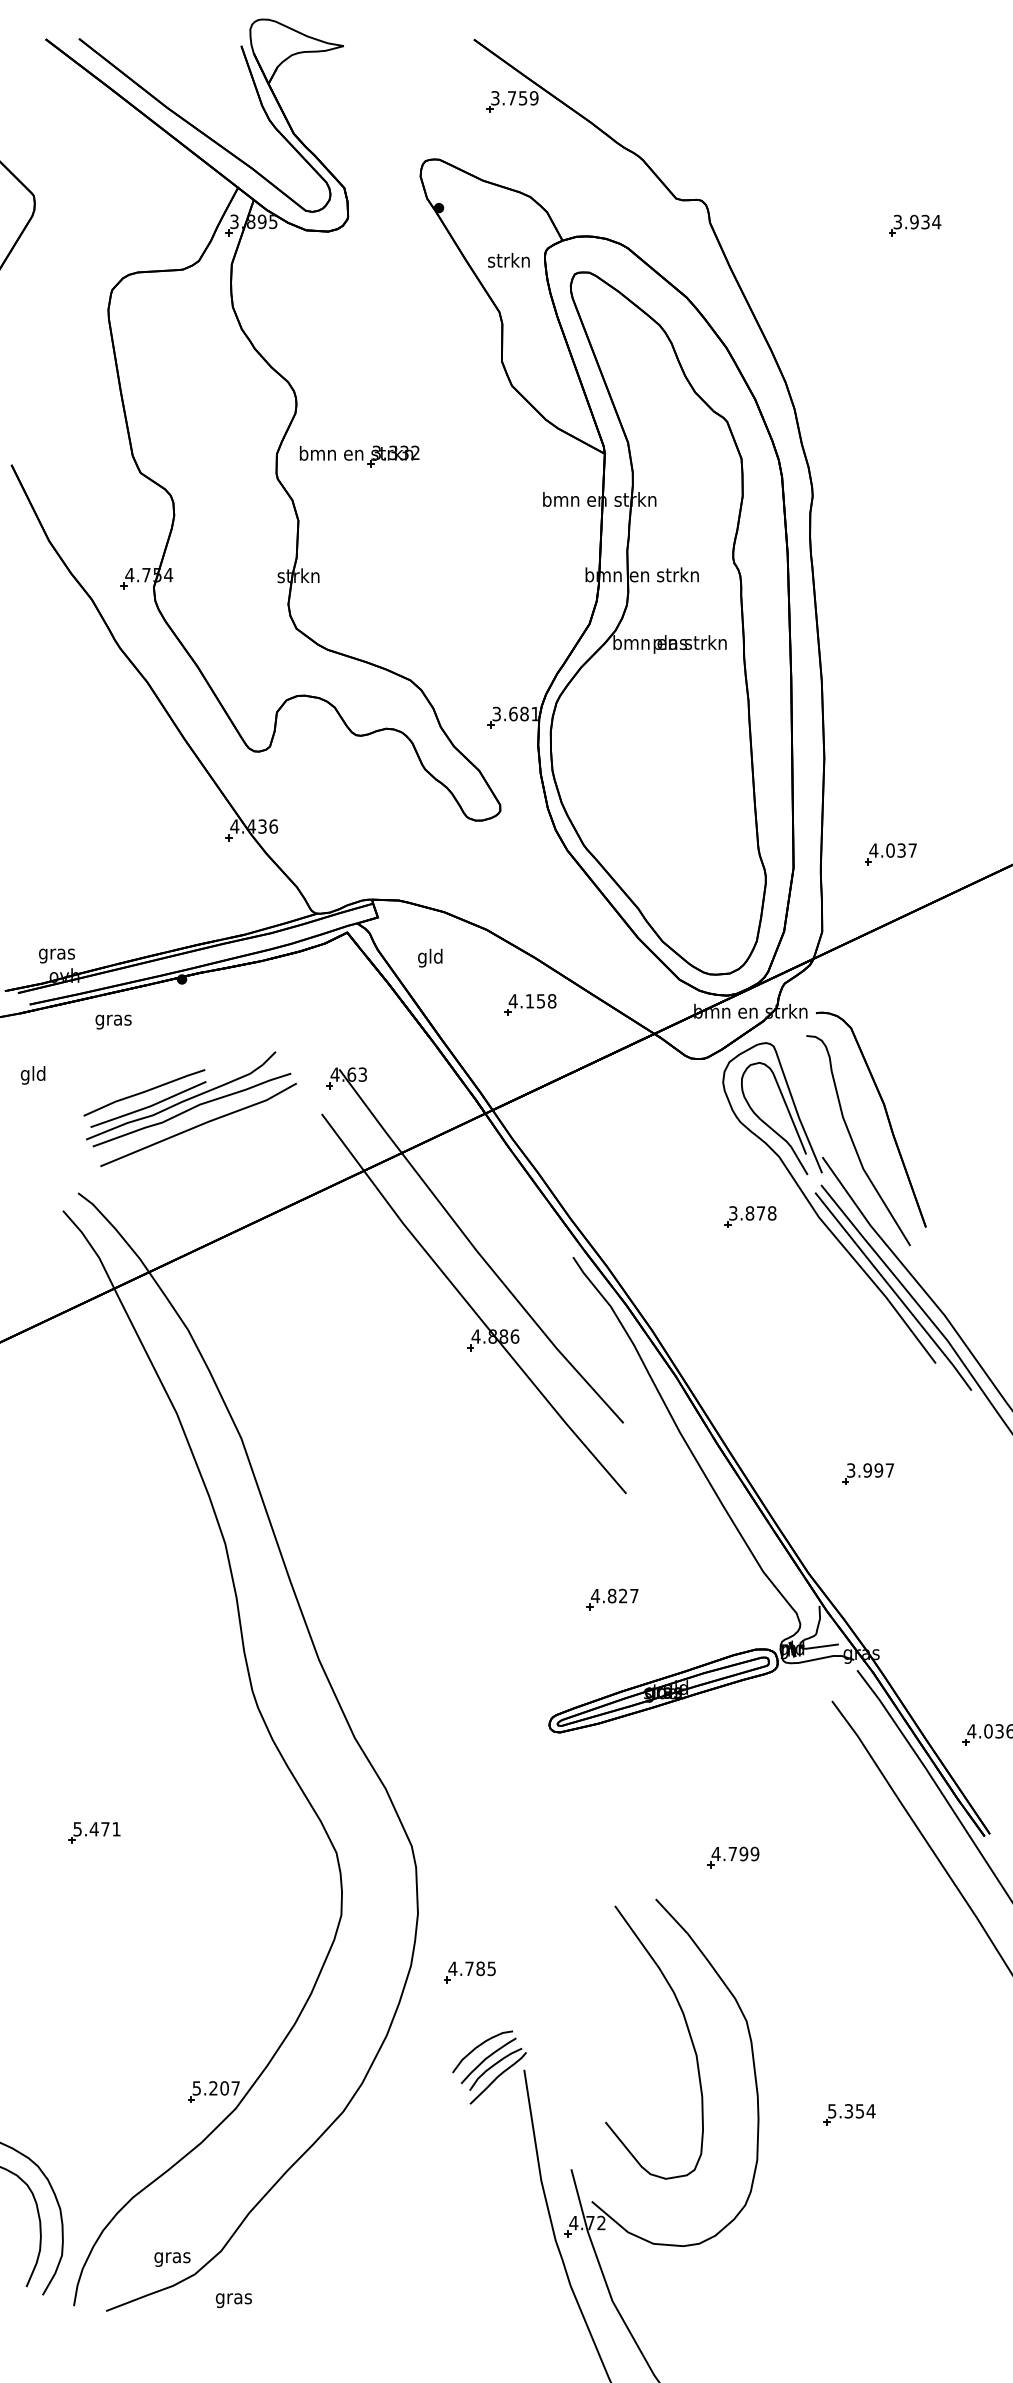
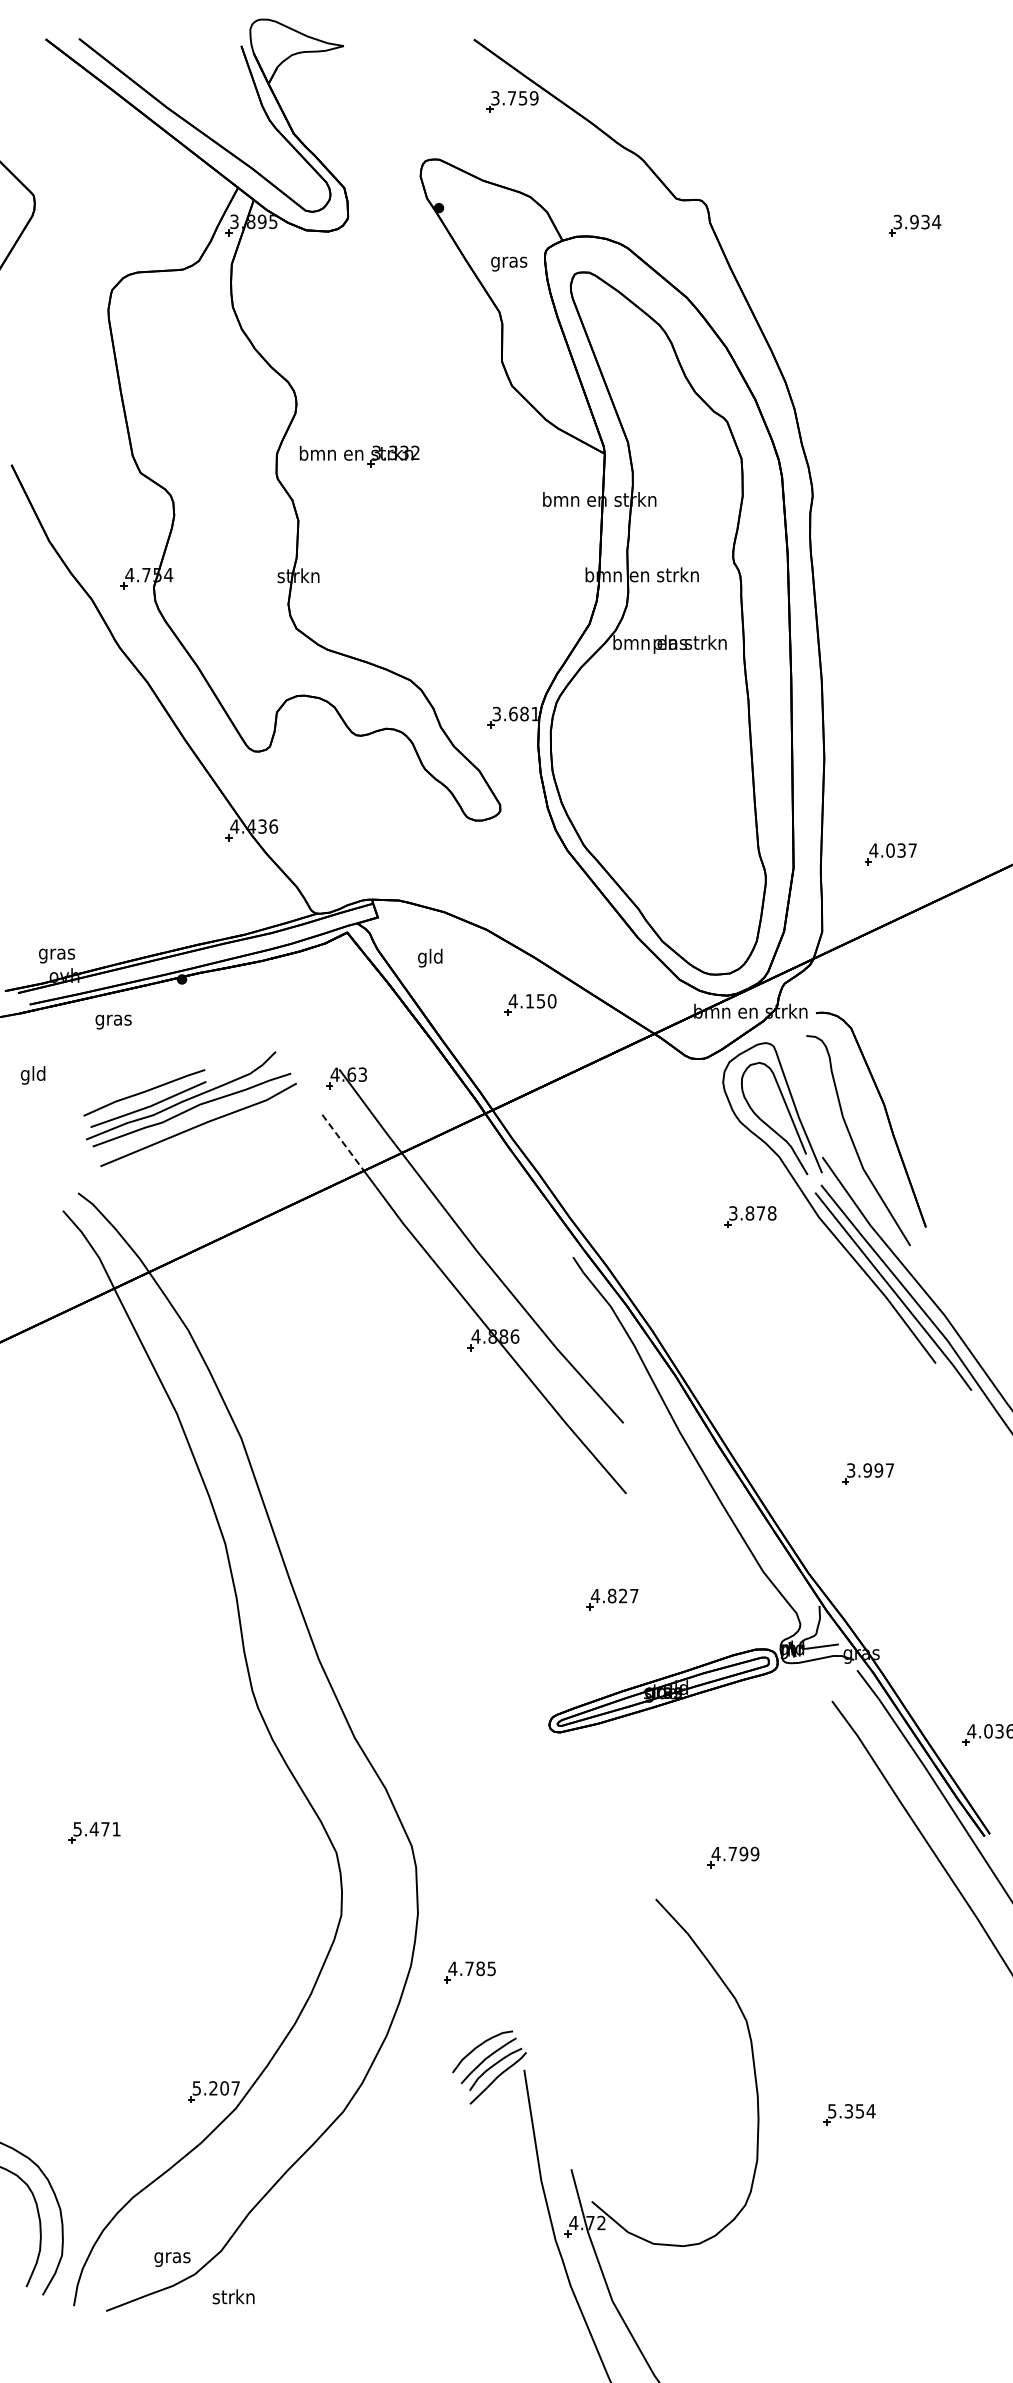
text: strkn -> gras (508, 261)
text: 4.158 -> 4.150 (551, 1001)
line: solid -> dashed (343, 1142)
curve: present -> none (687, 2030)
text: gras -> strkn (233, 2298)
